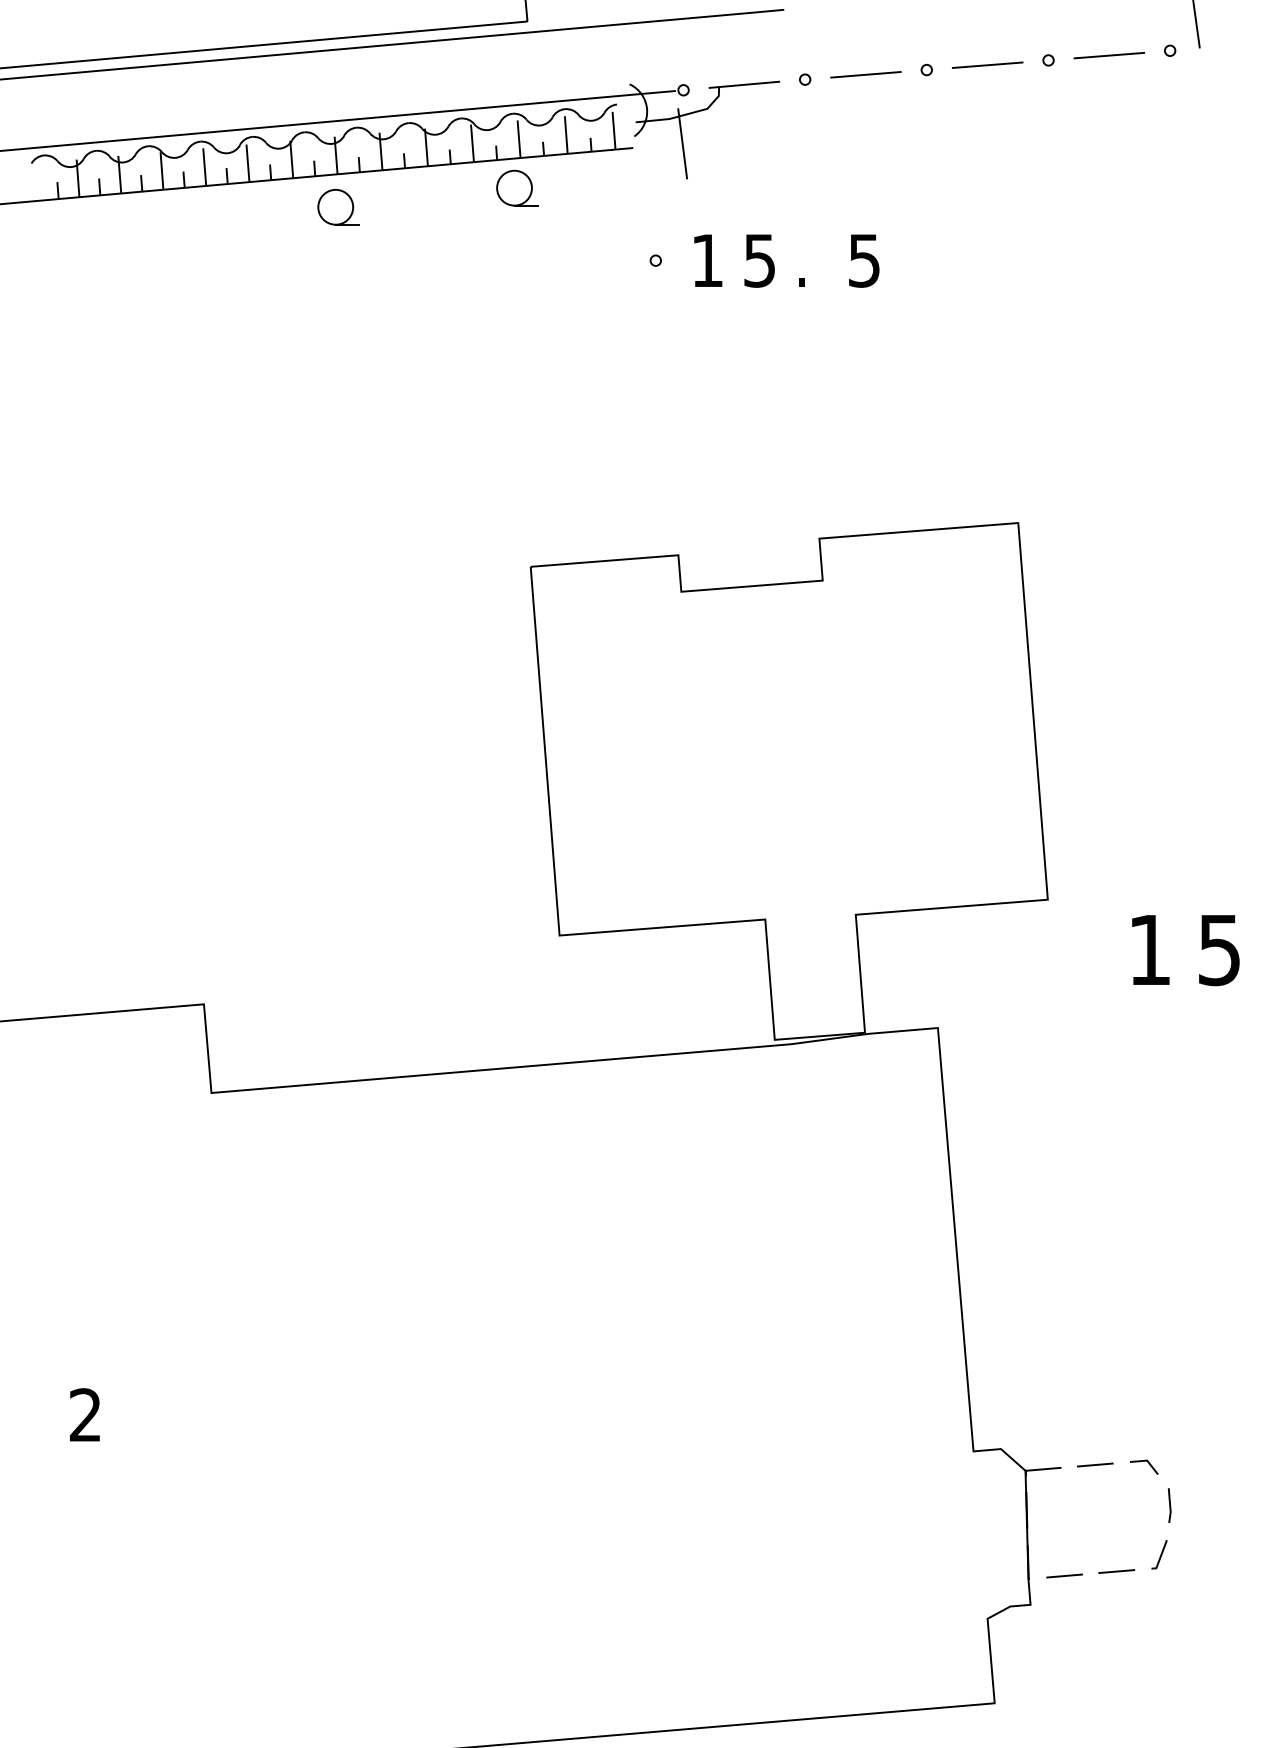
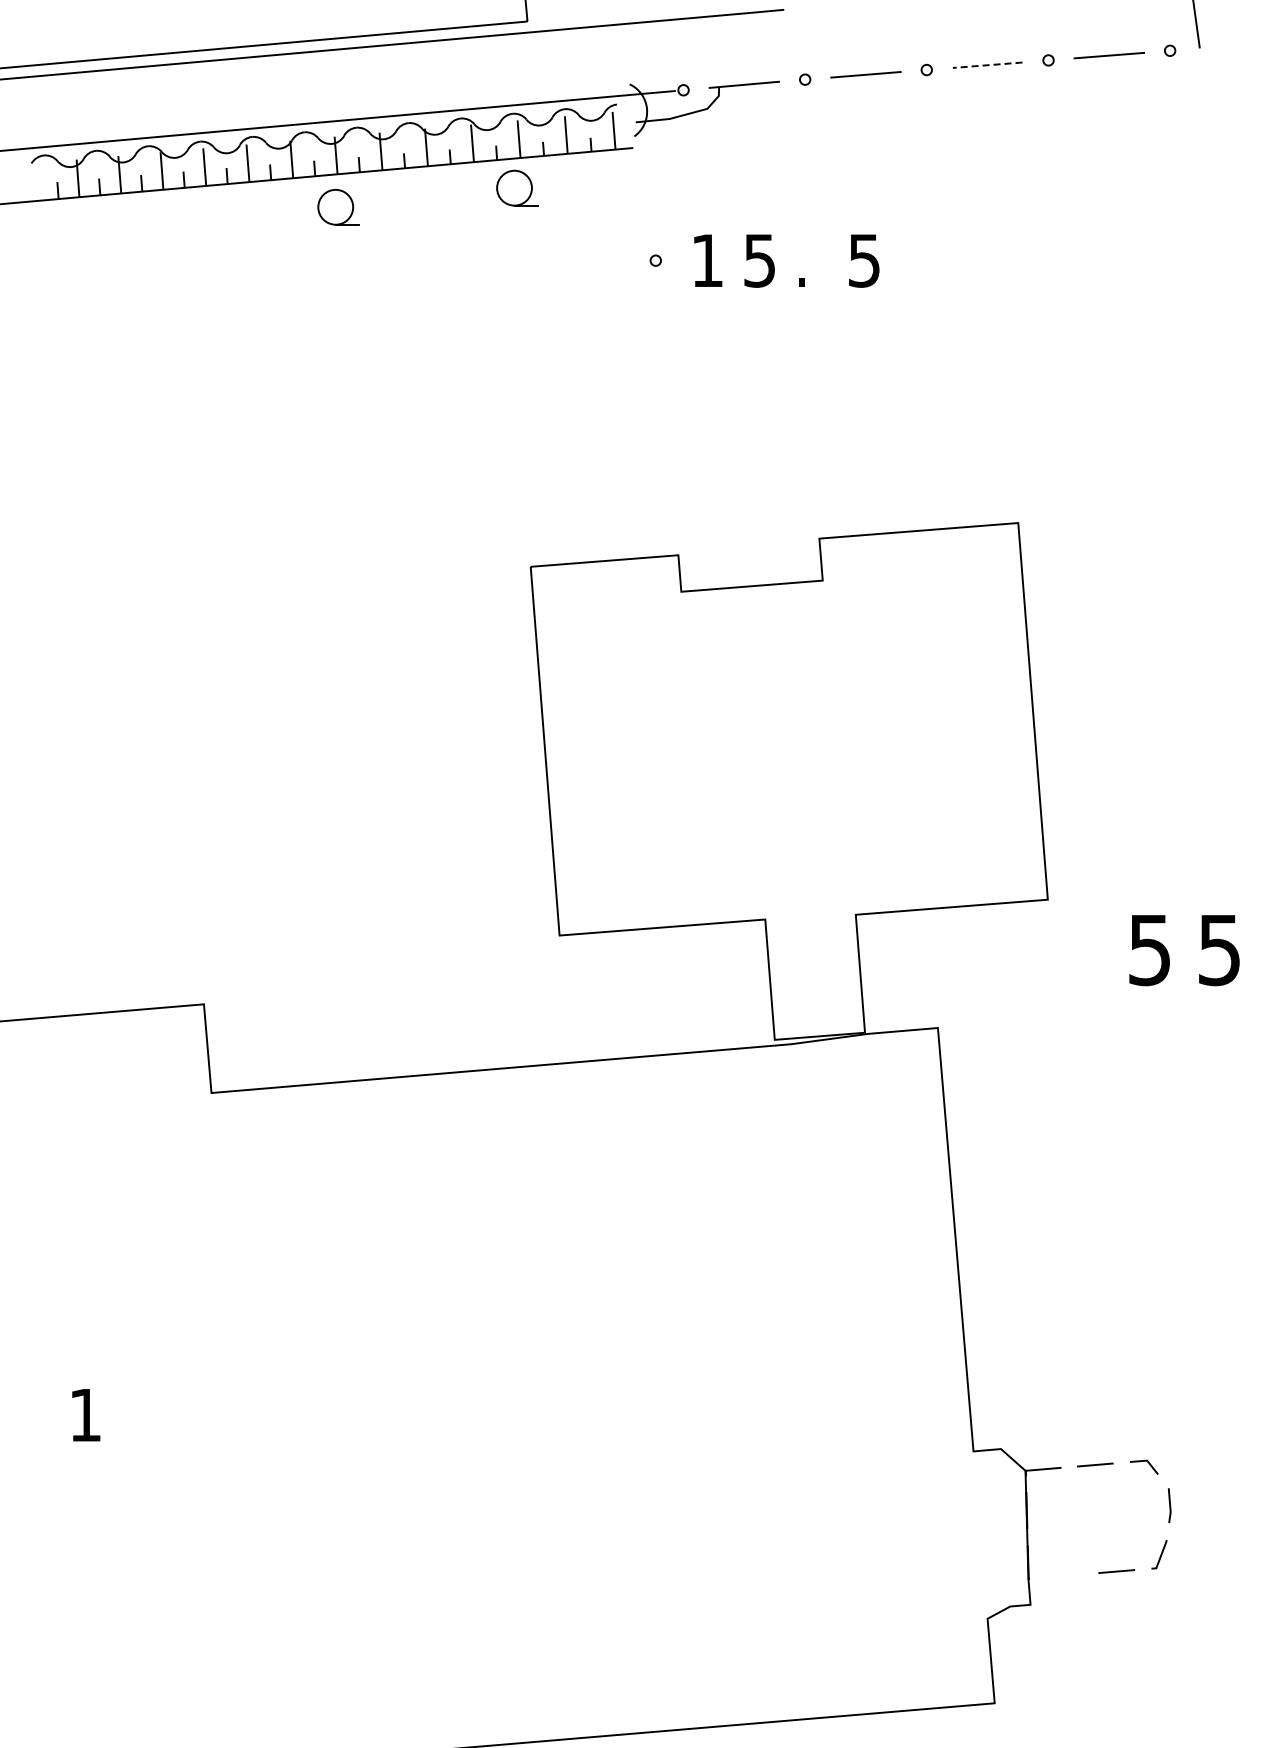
line: solid -> dashed (987, 65)
line: present -> none (682, 143)
text: 1 -> 5 (1149, 950)
text: 2 -> 1 (85, 1414)
line: present -> none (1064, 1575)
